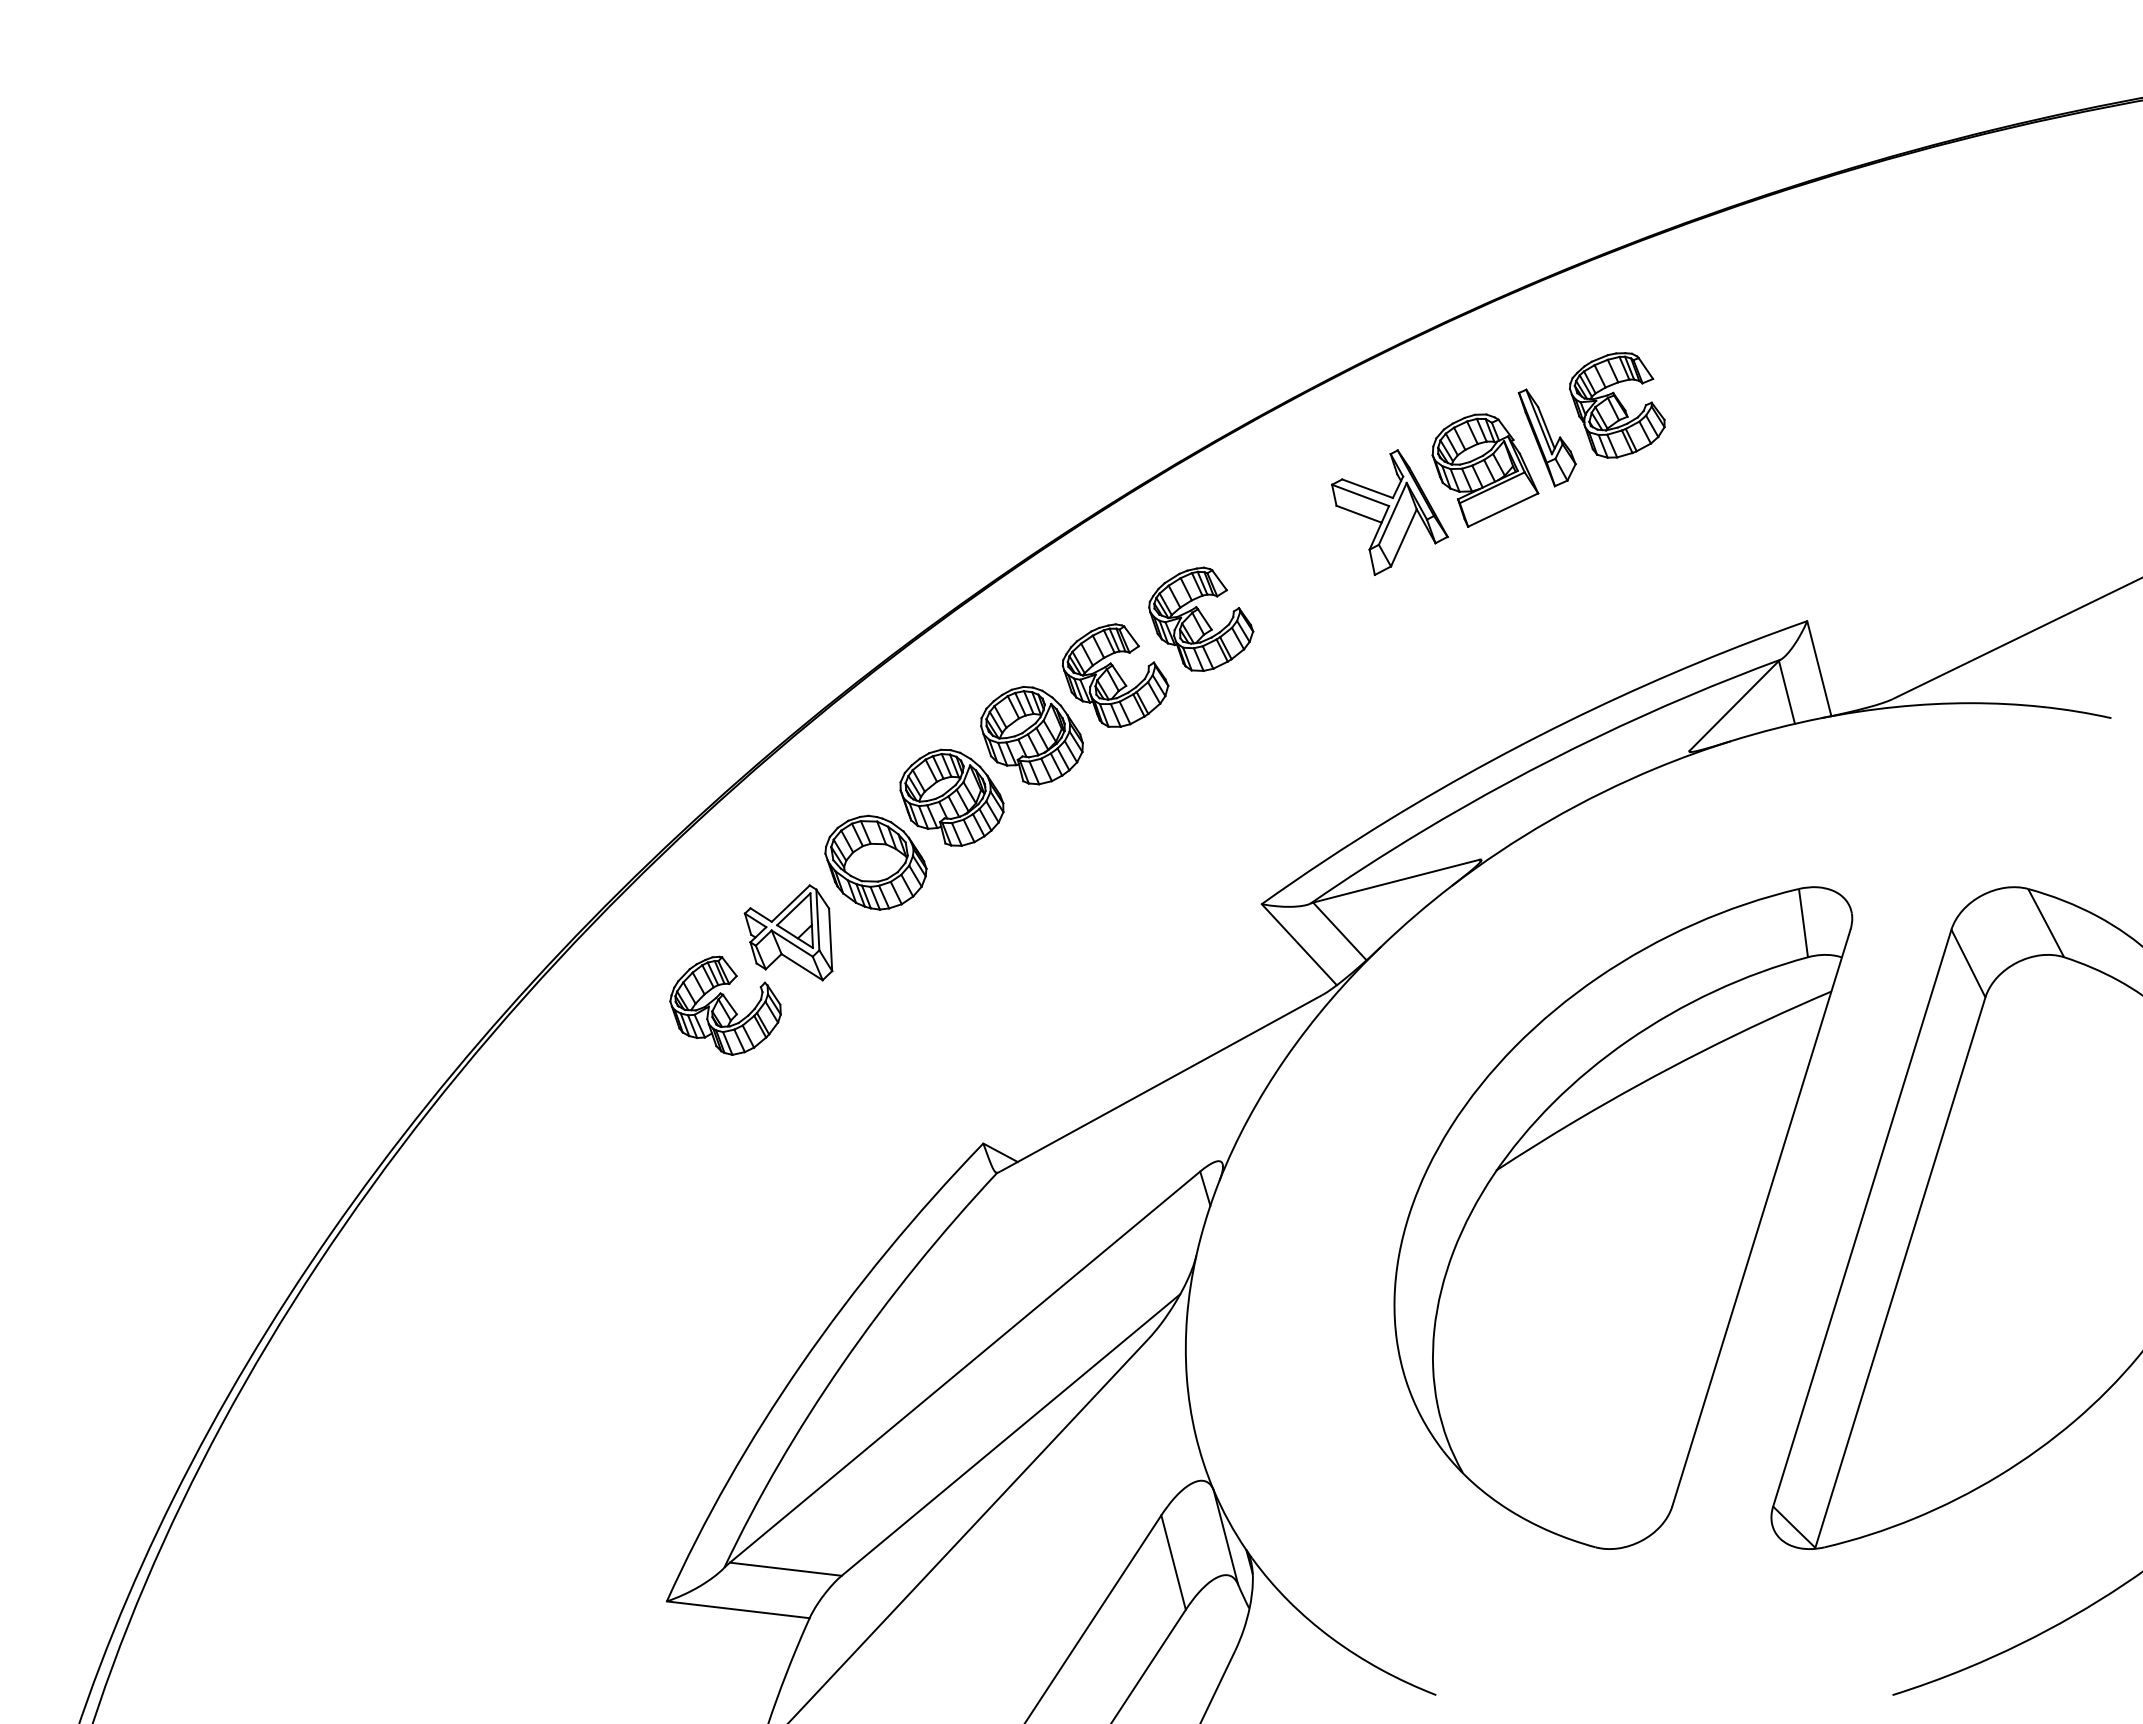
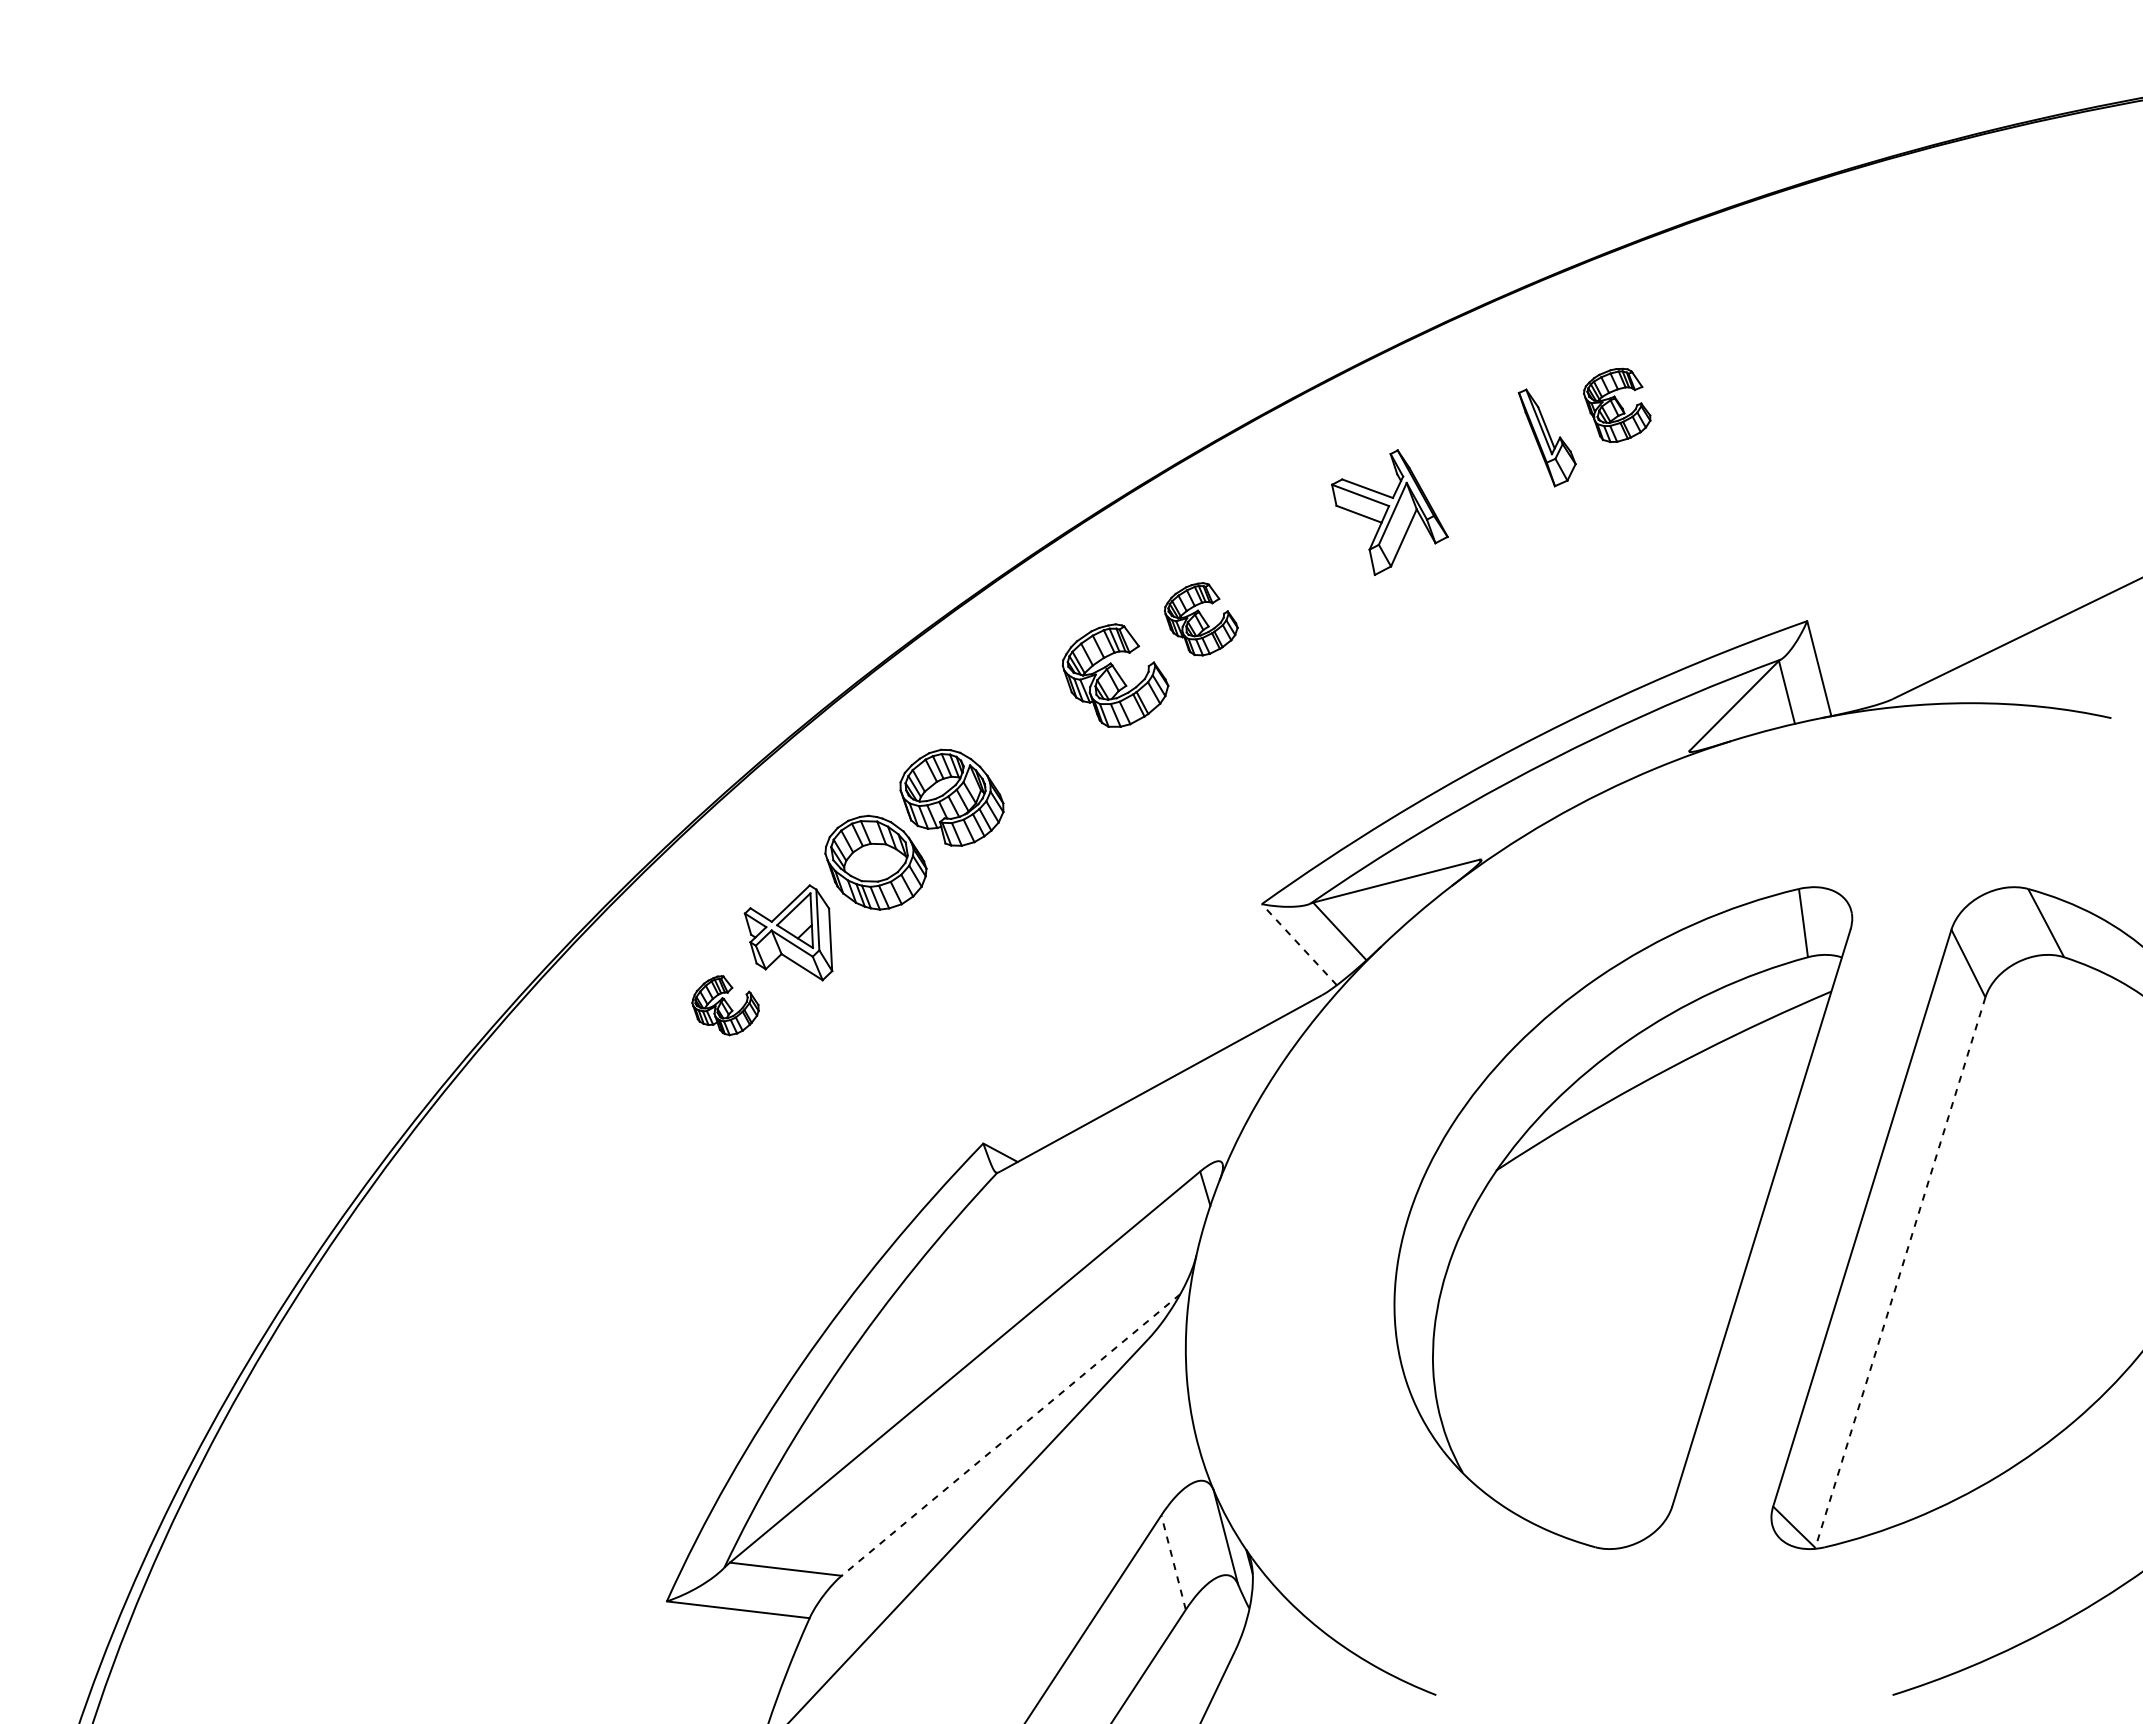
part size: 98x107 px -> 69x76 px (1617, 404)
part: present -> none (1485, 470)
part size: 107x106 px -> 75x75 px (1201, 619)
part: present -> none (1031, 735)
line: solid -> dashed (1299, 944)
part size: 113x101 px -> 69x62 px (725, 1005)
line: solid -> dashed (1900, 1273)
line: solid -> dashed (1010, 1435)
line: solid -> dashed (1173, 1562)
